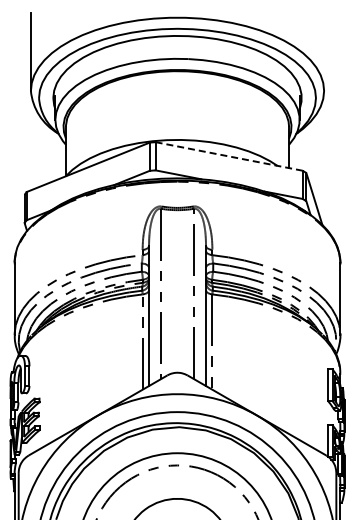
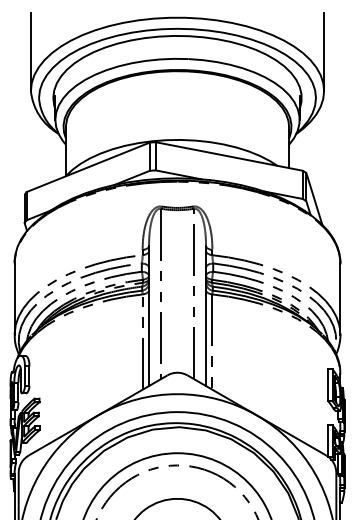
line: none -> present (324, 51)
line: dashed -> solid (229, 156)
